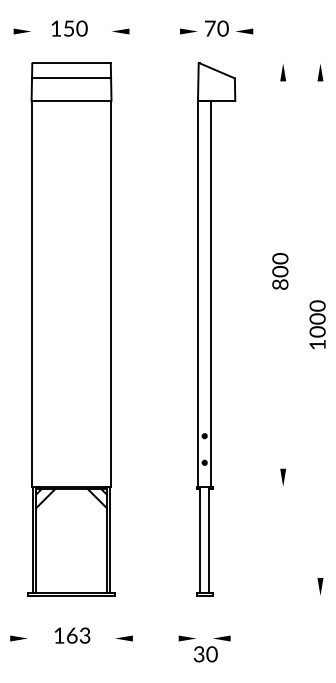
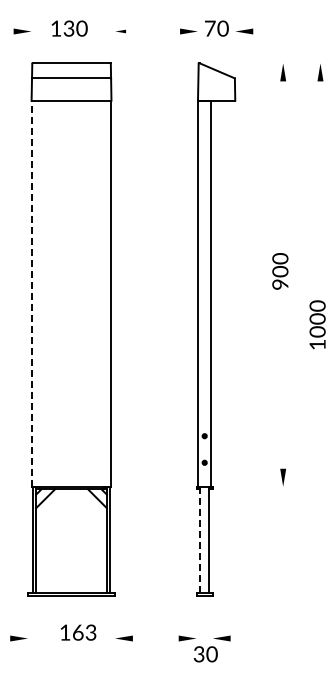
text: 150 -> 130 (68, 28)
part size: 18x7 px -> 10x5 px (120, 31)
text: 800 -> 900 (280, 284)
line: solid -> dashed (31, 293)
line: solid -> dashed (199, 540)
part: present -> none (320, 586)
text position: (72, 635) -> (78, 632) (78, 632)
